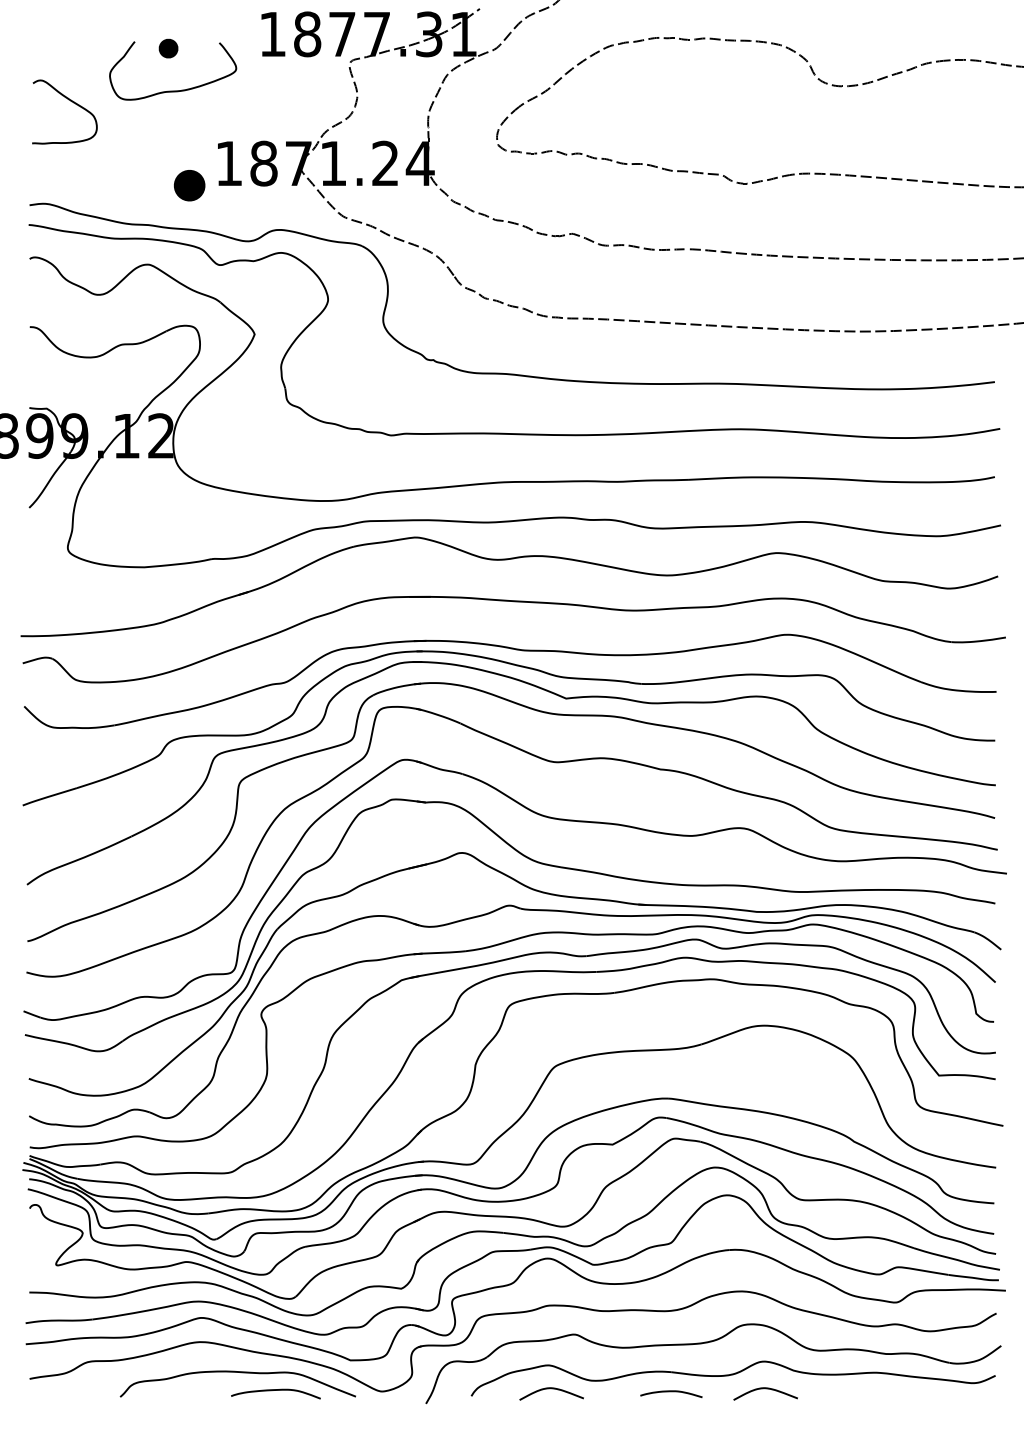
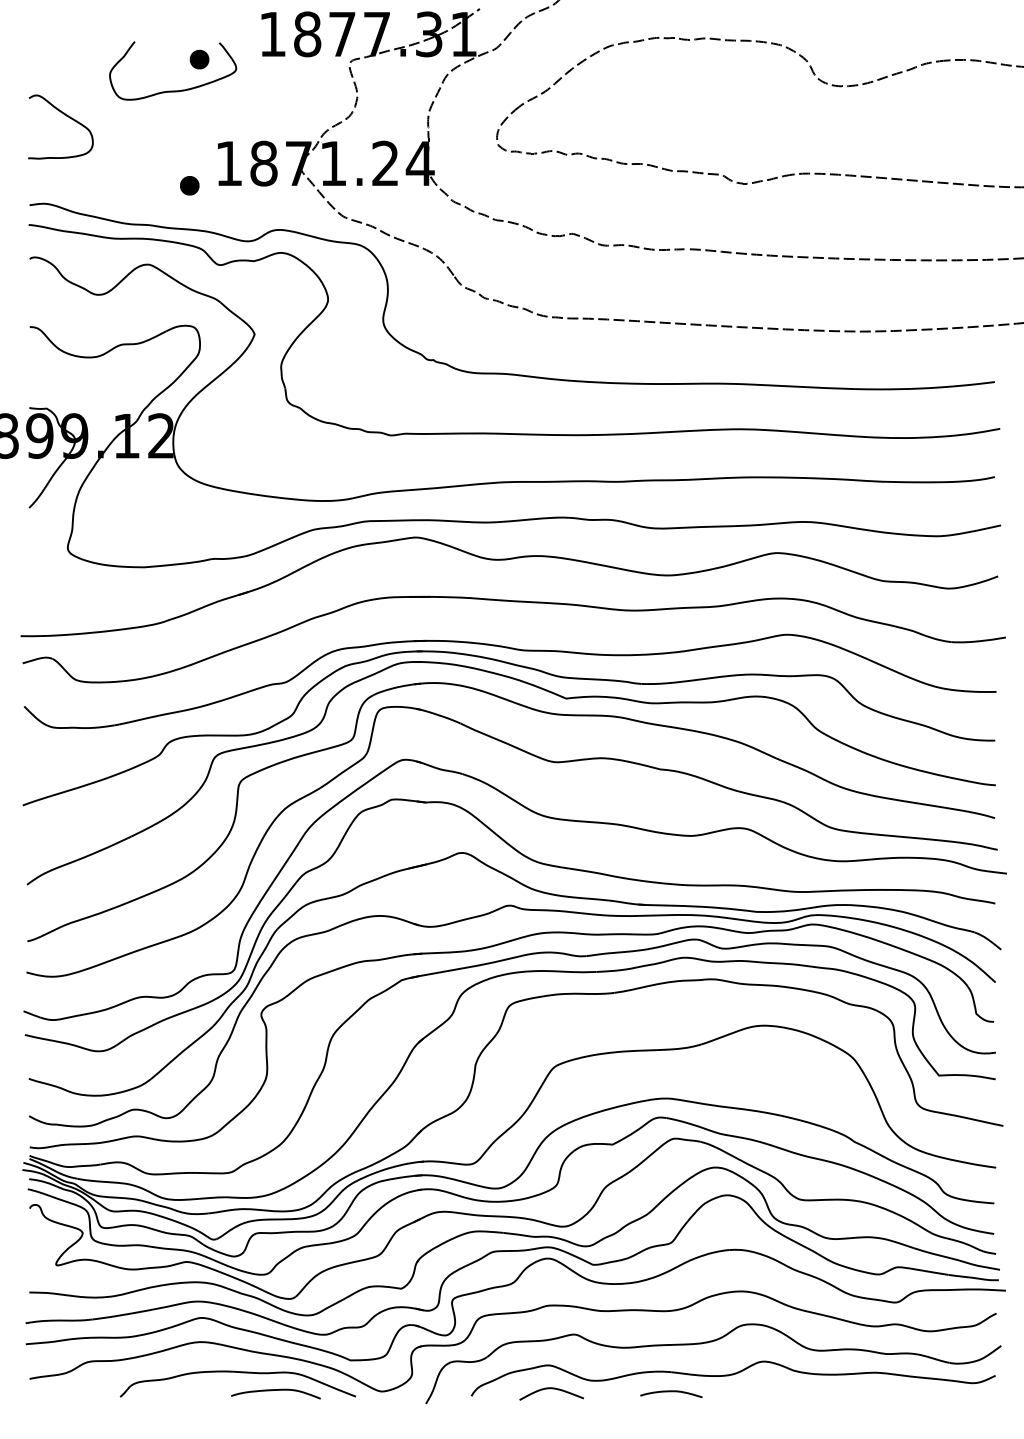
part position: (168, 48) -> (199, 59) (199, 59)
curve position: (70, 101) -> (66, 116) (66, 116)
part size: 32x32 px -> 20x20 px (189, 185)
curve: present -> none (765, 1389)
